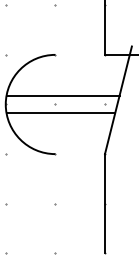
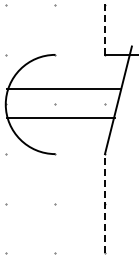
line: solid -> dashed (104, 27)
line position: (62, 95) -> (62, 88) (62, 88)
line position: (60, 113) -> (60, 118) (60, 118)
line: solid -> dashed (104, 203)
